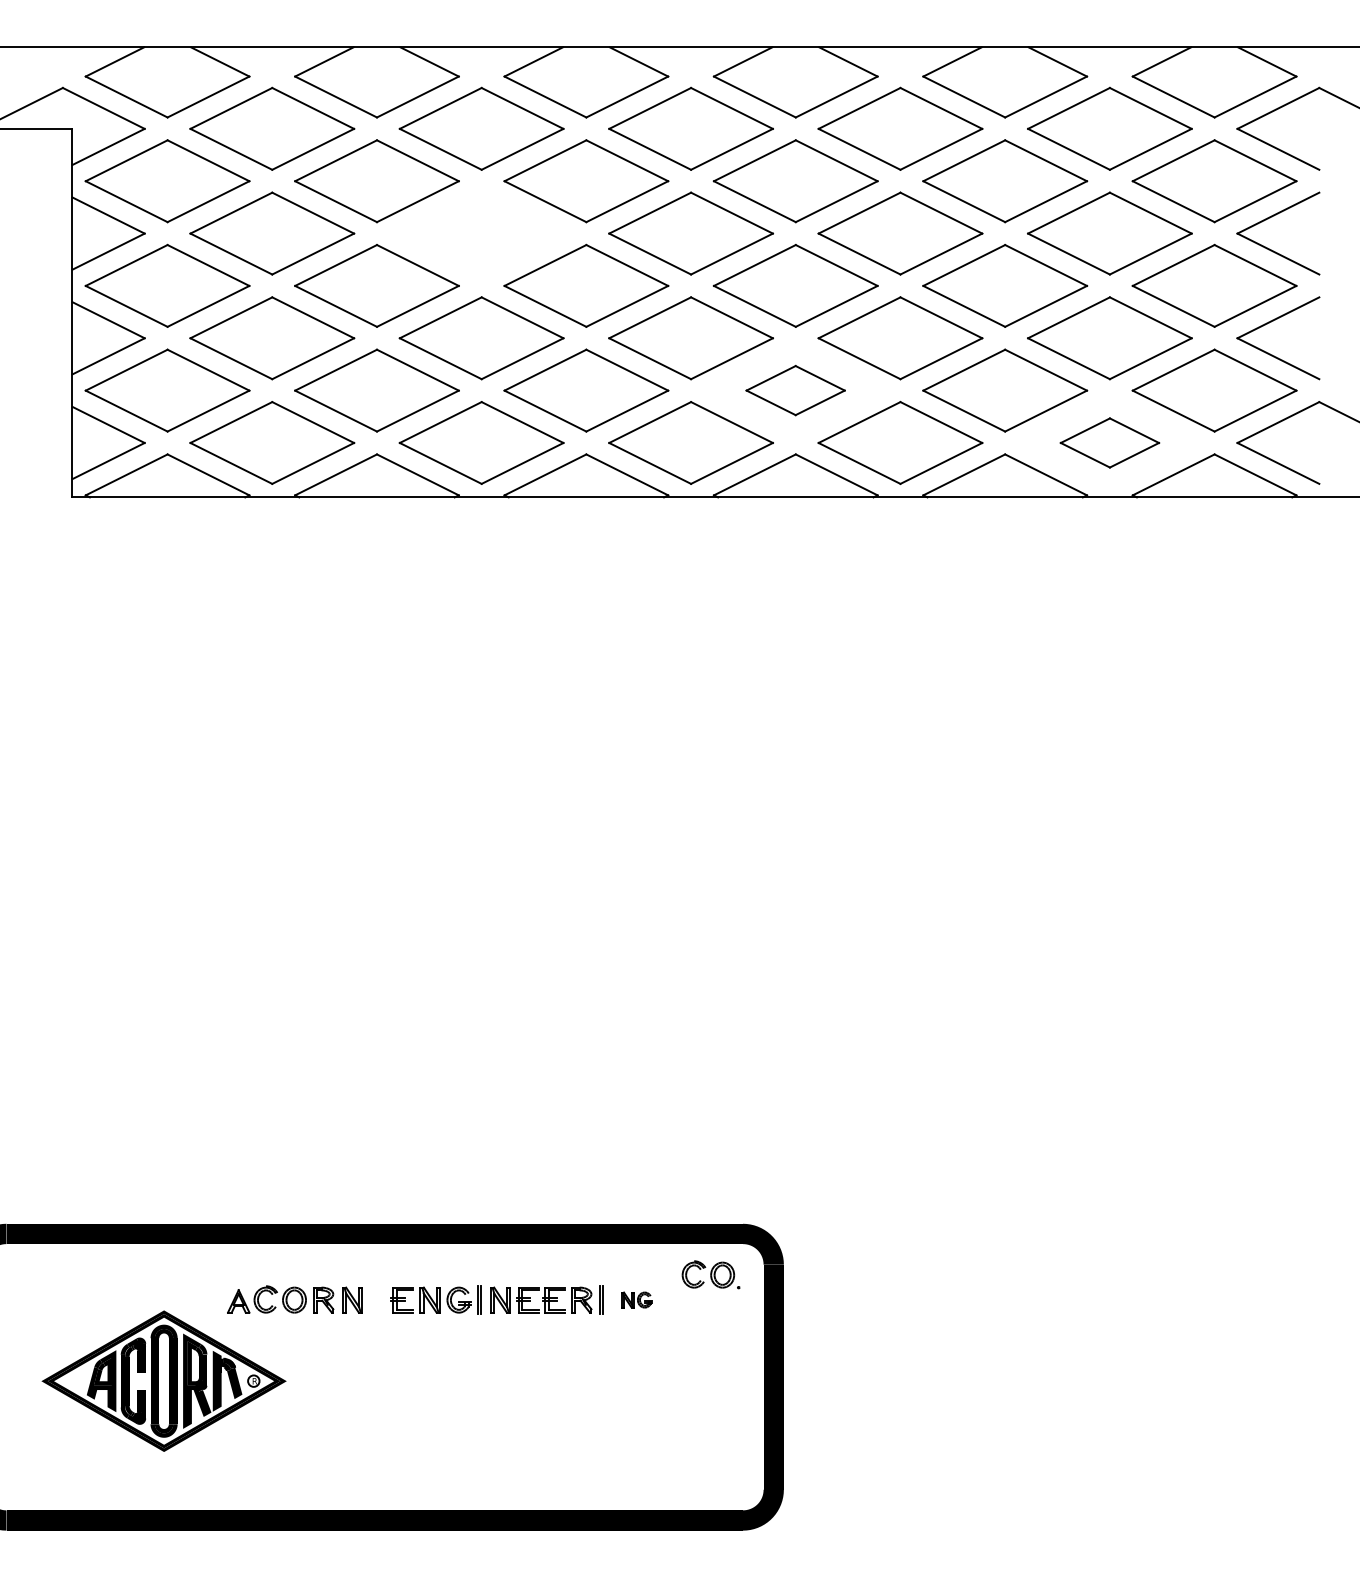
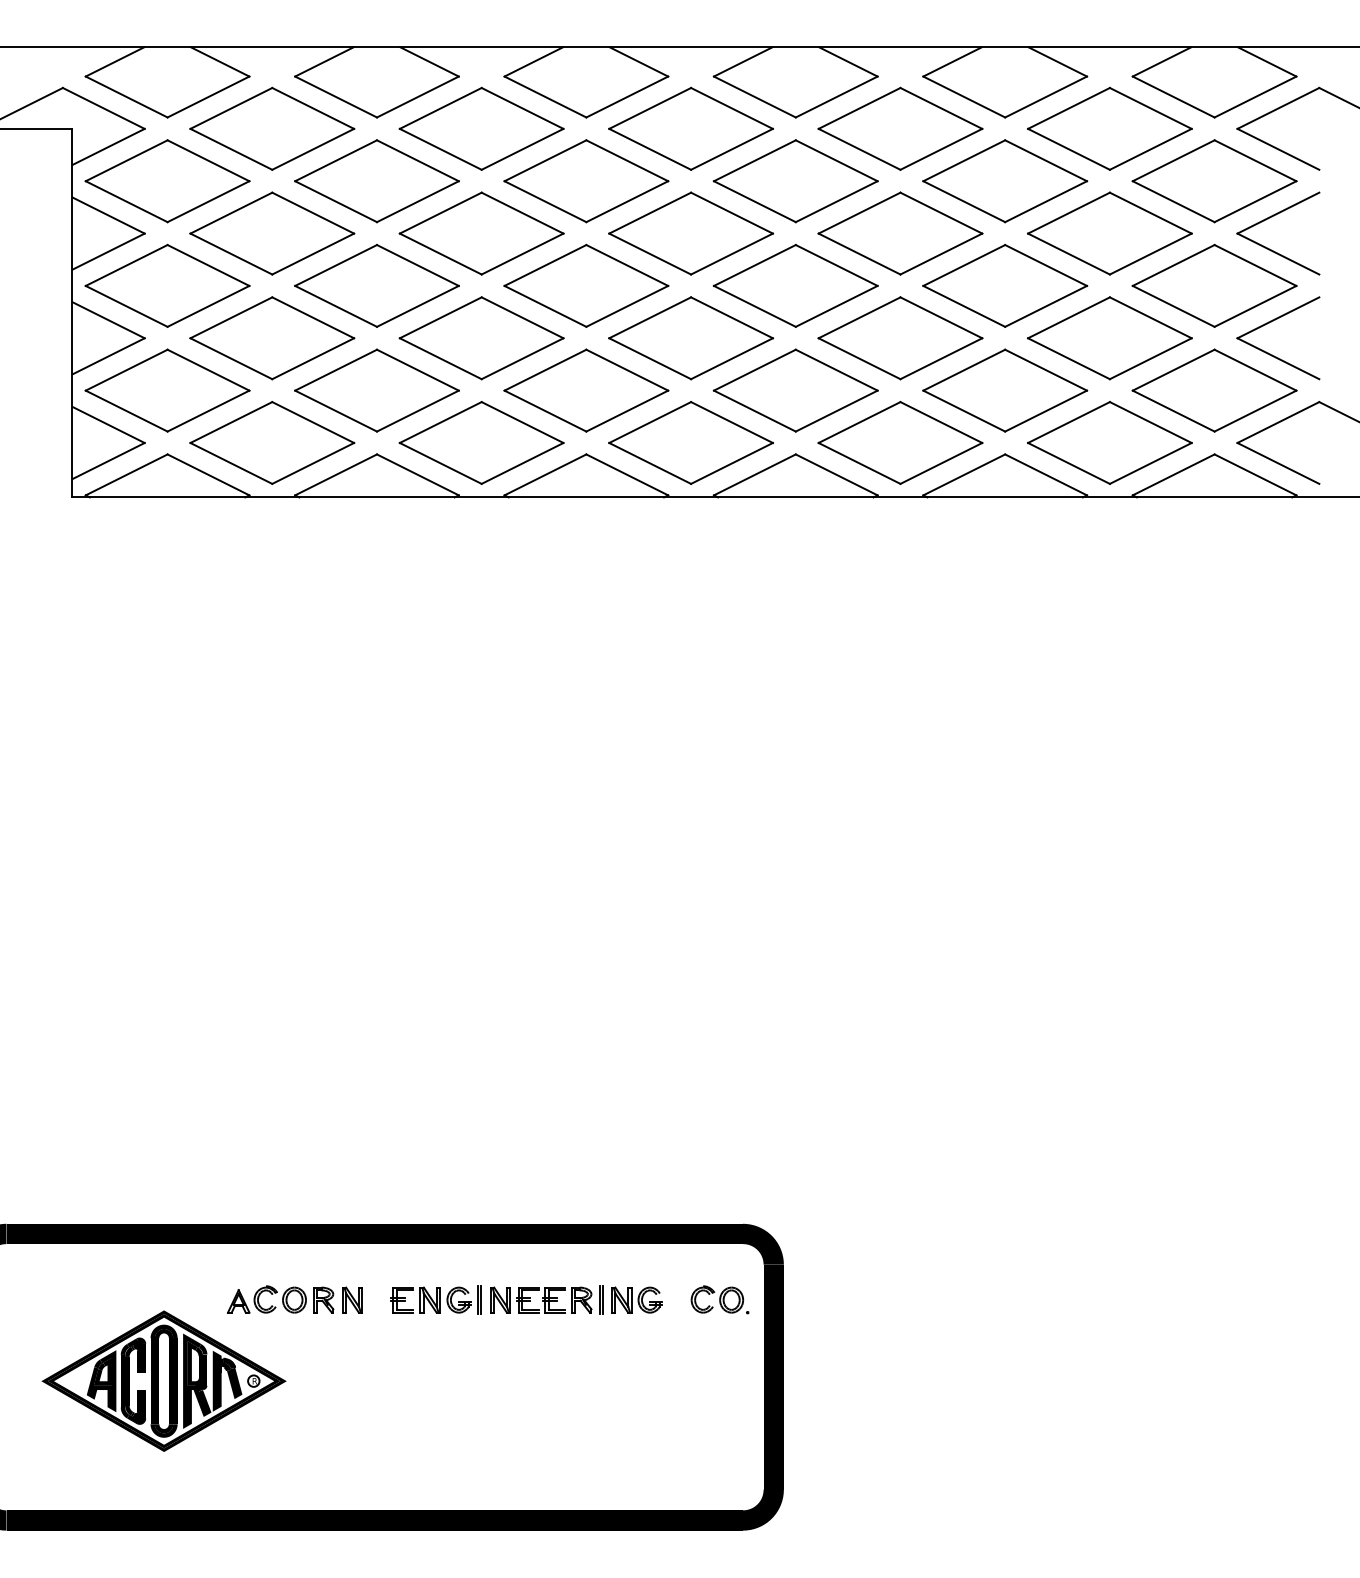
part: none -> present (481, 233)
part size: 101x52 px -> 167x85 px (795, 390)
part size: 102x52 px -> 166x84 px (1109, 442)
part position: (710, 1274) -> (719, 1299) (719, 1299)
part size: 32x18 px -> 52x28 px (636, 1299)
